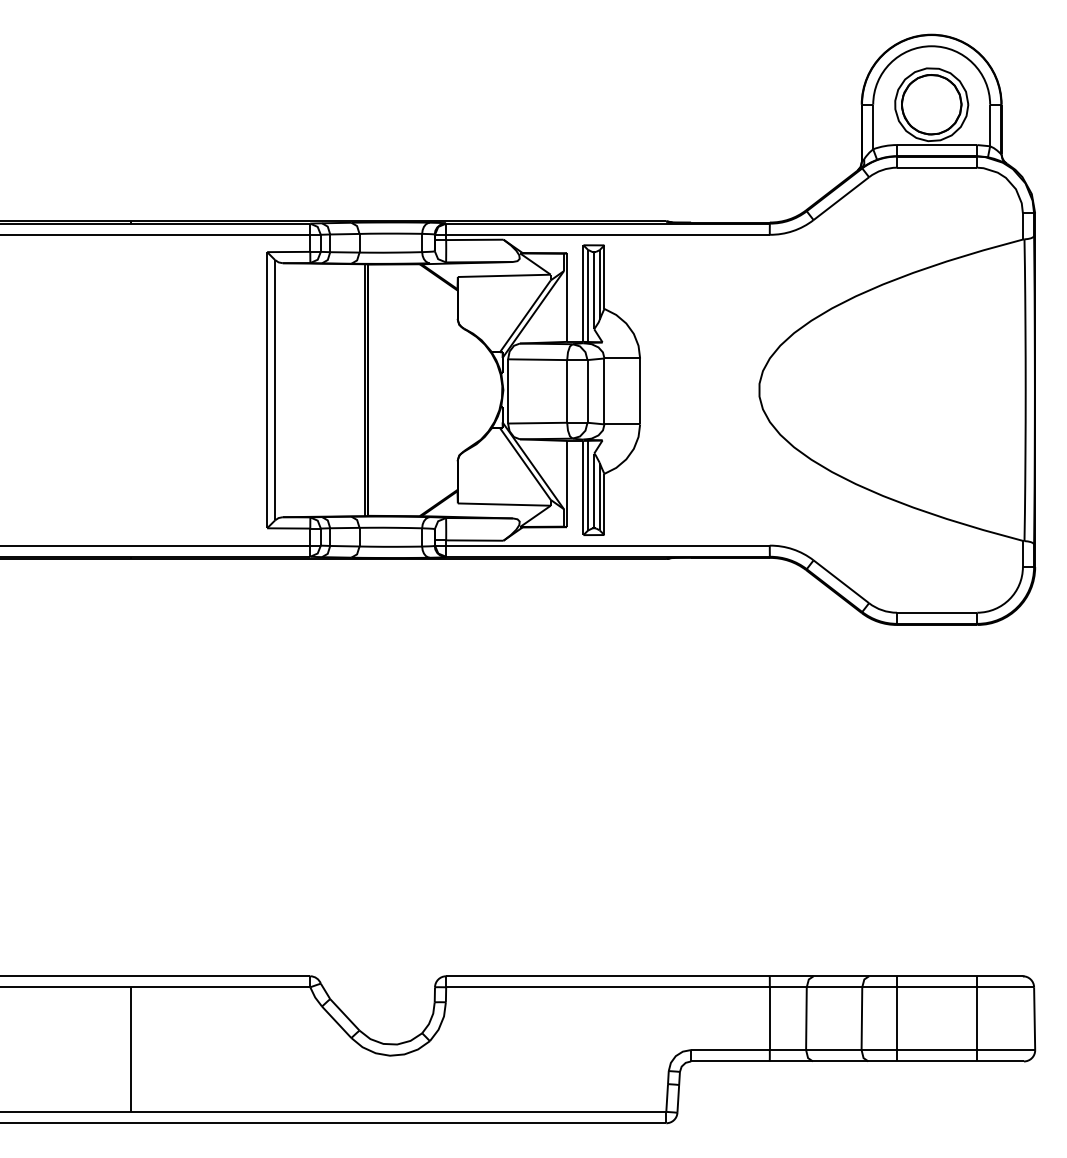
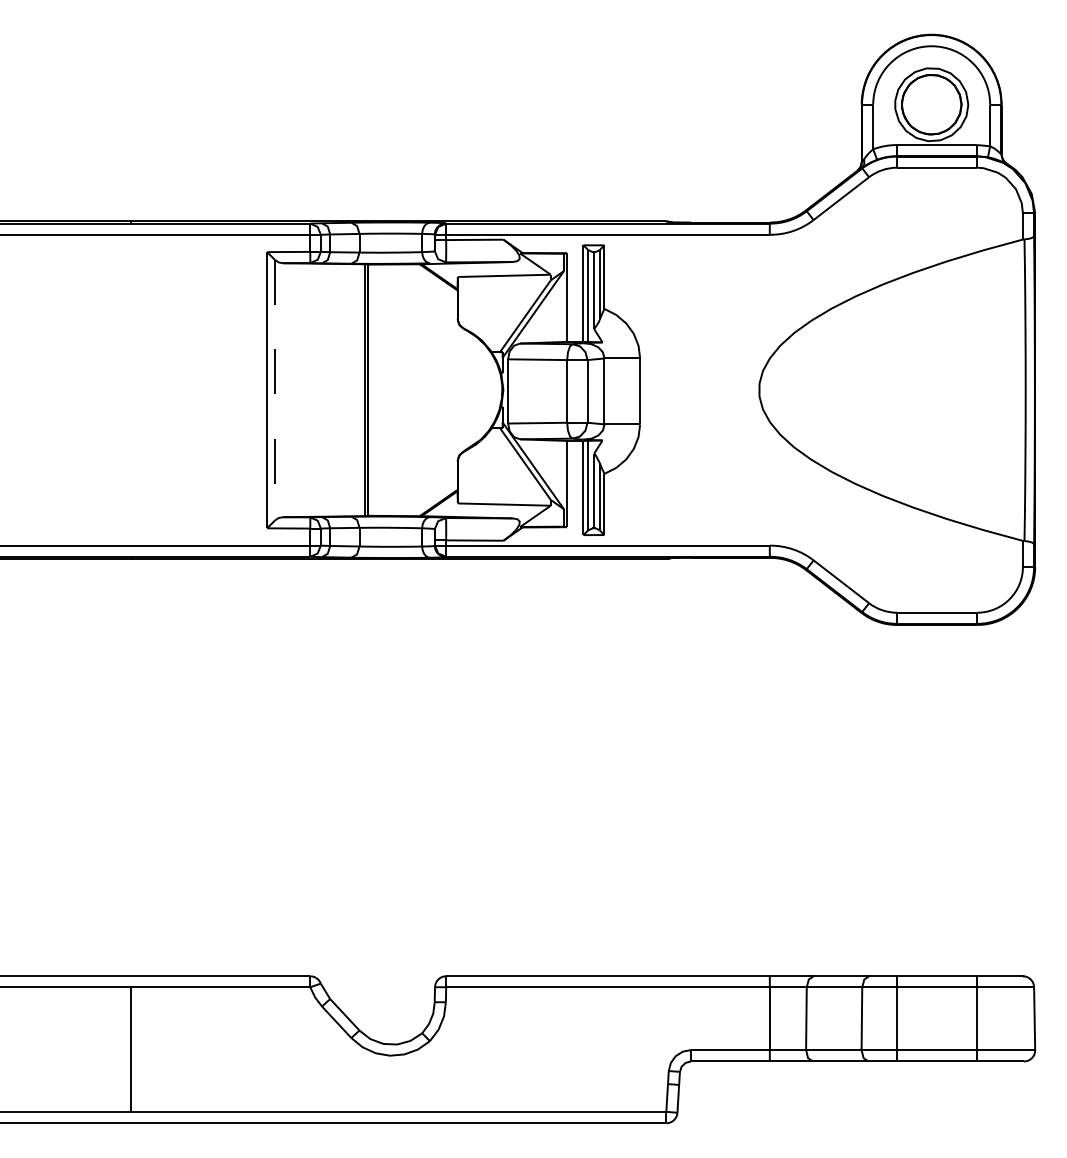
line: solid -> dashed (275, 390)
